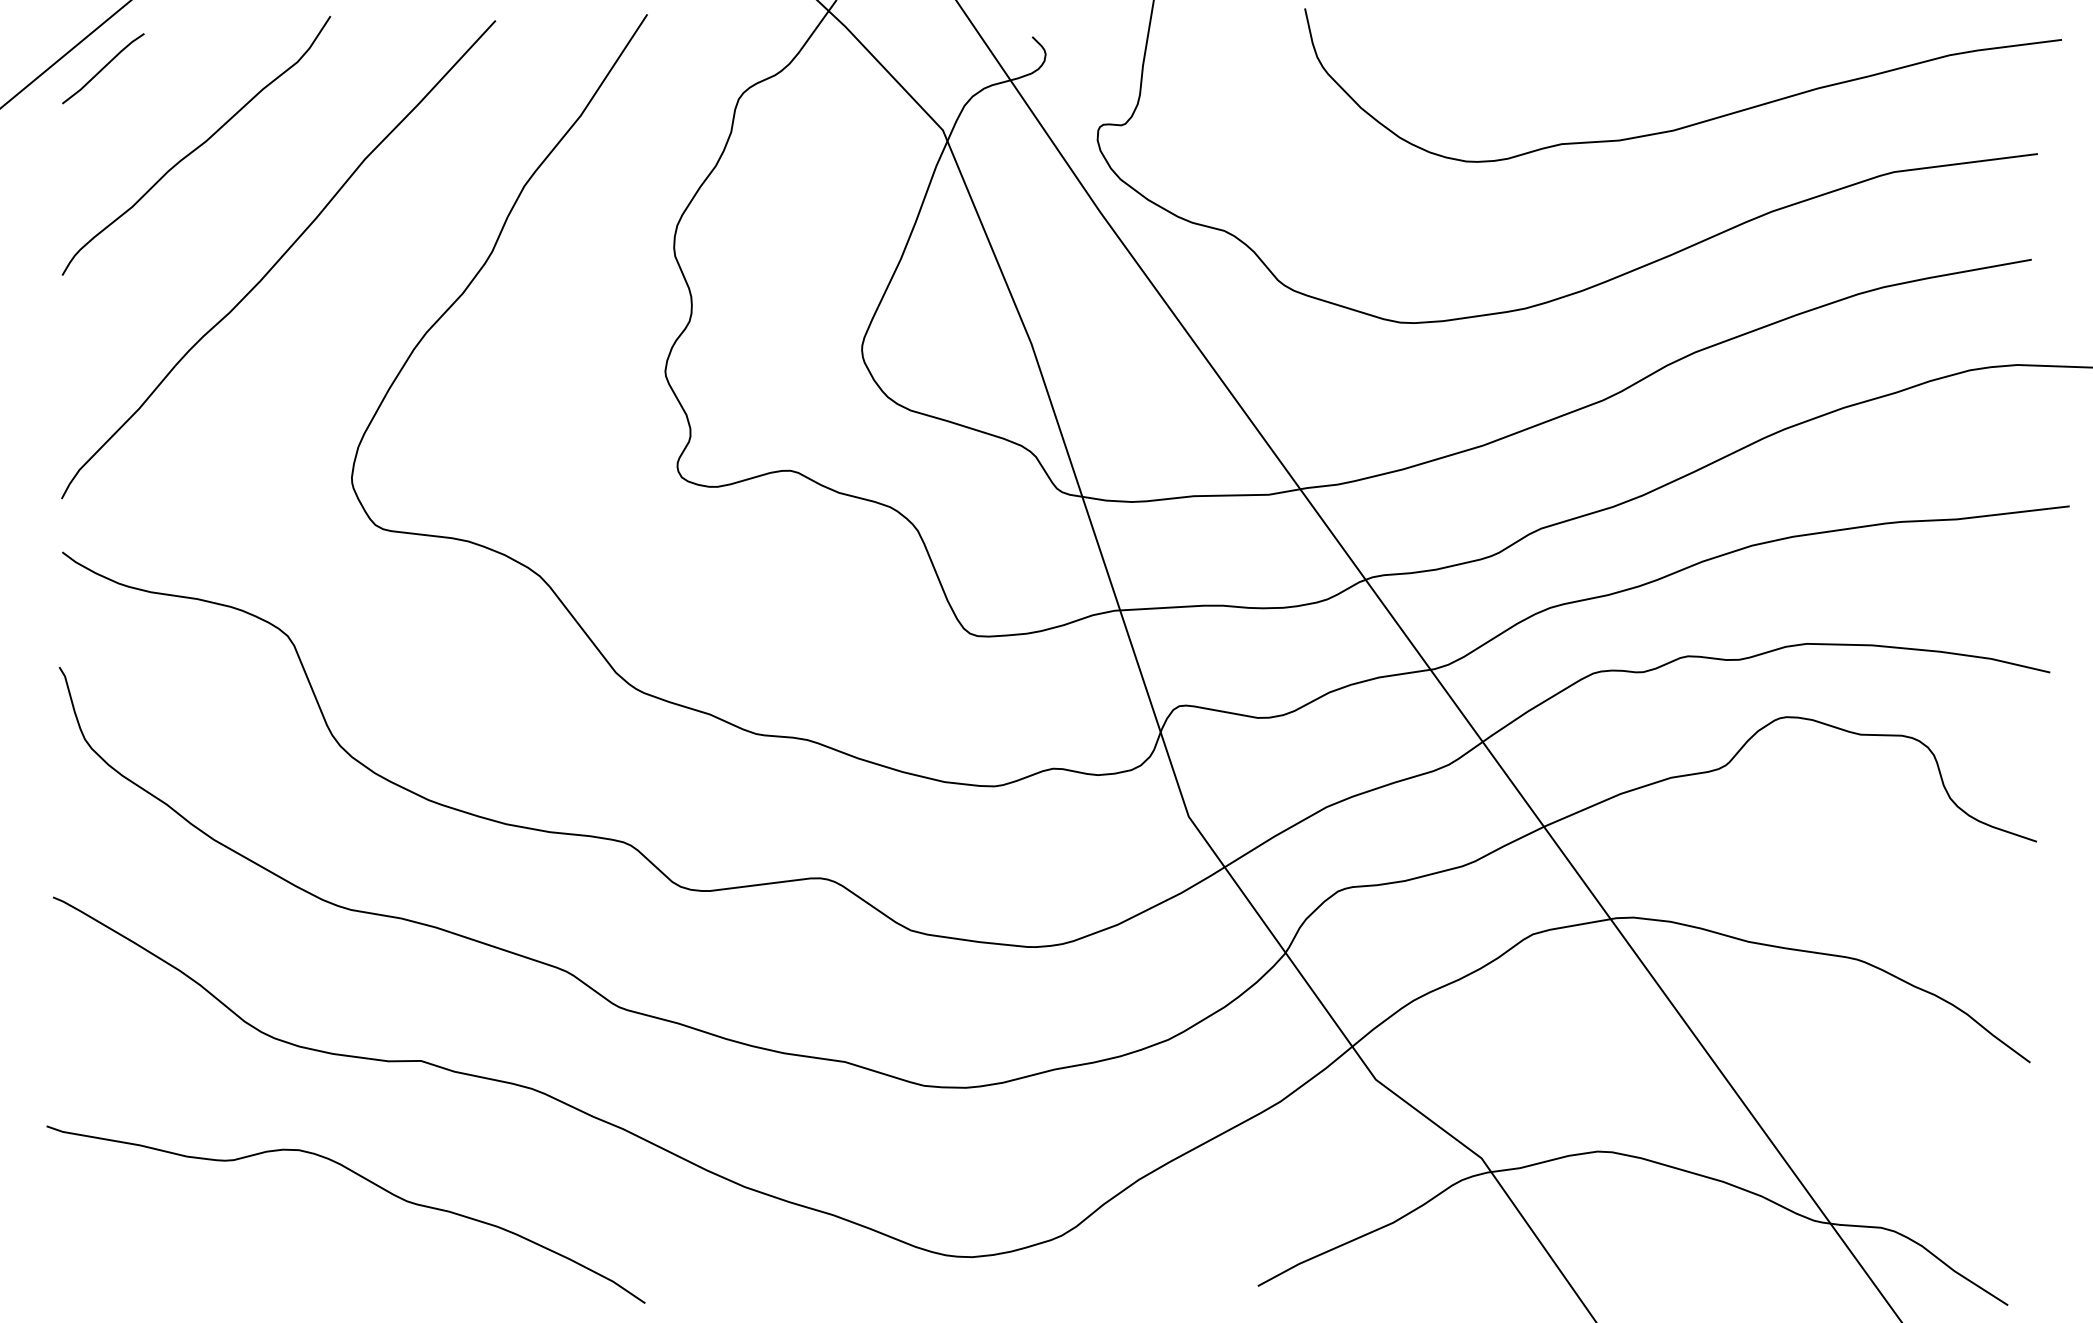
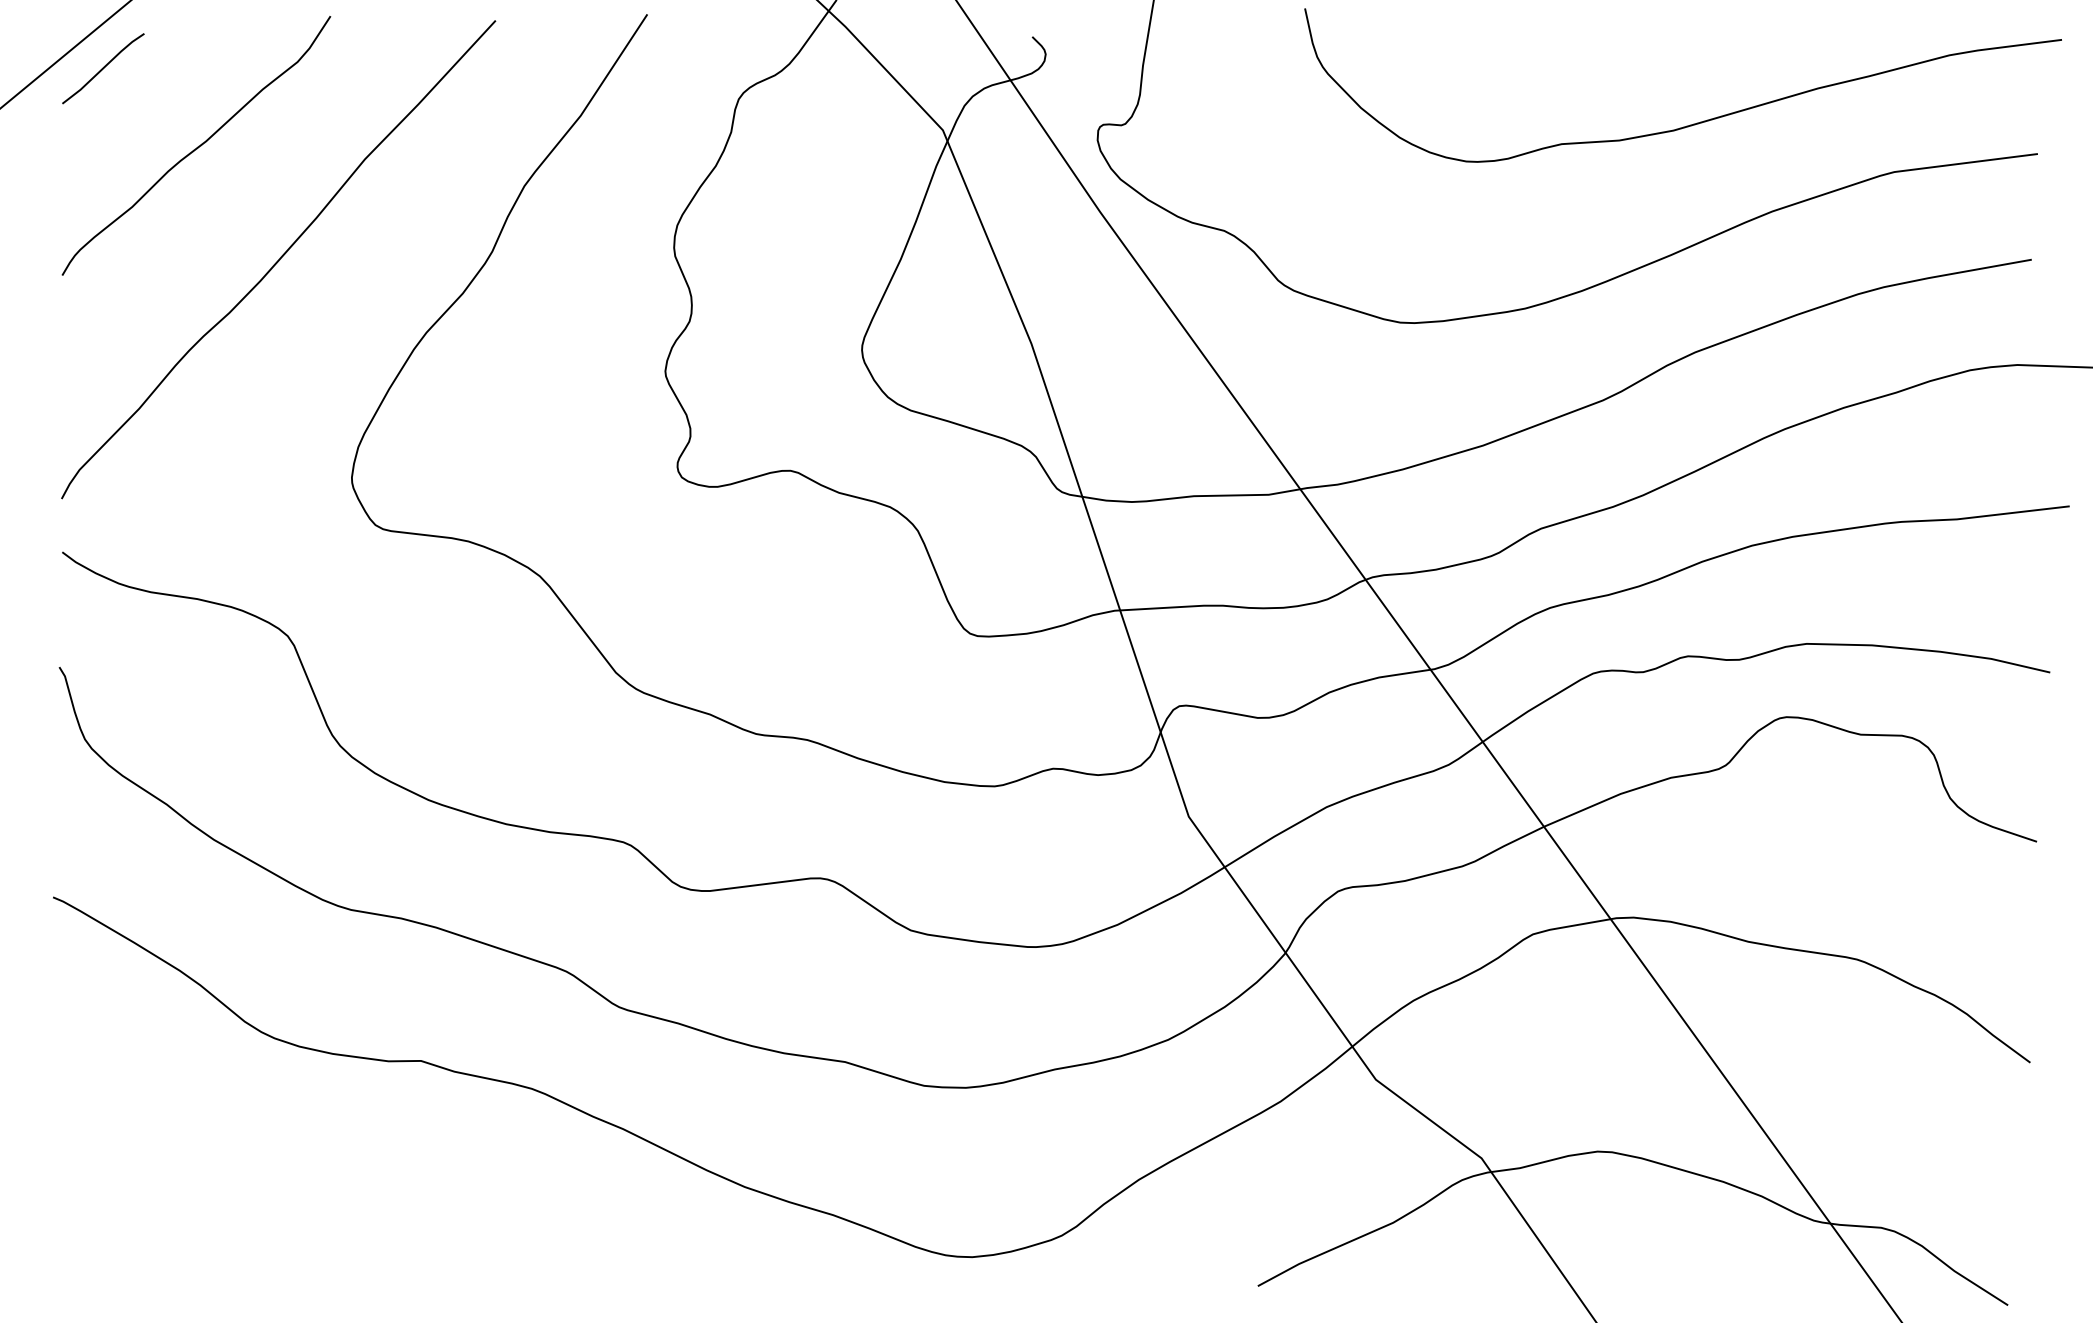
curve: present -> none (362, 1178)
